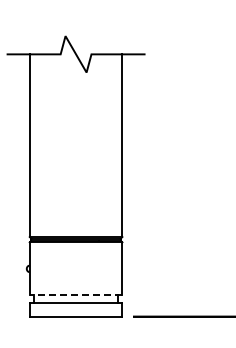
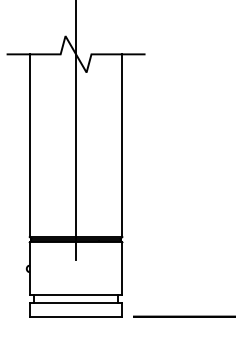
line: none -> present (76, 131)
line: dashed -> solid (75, 294)
